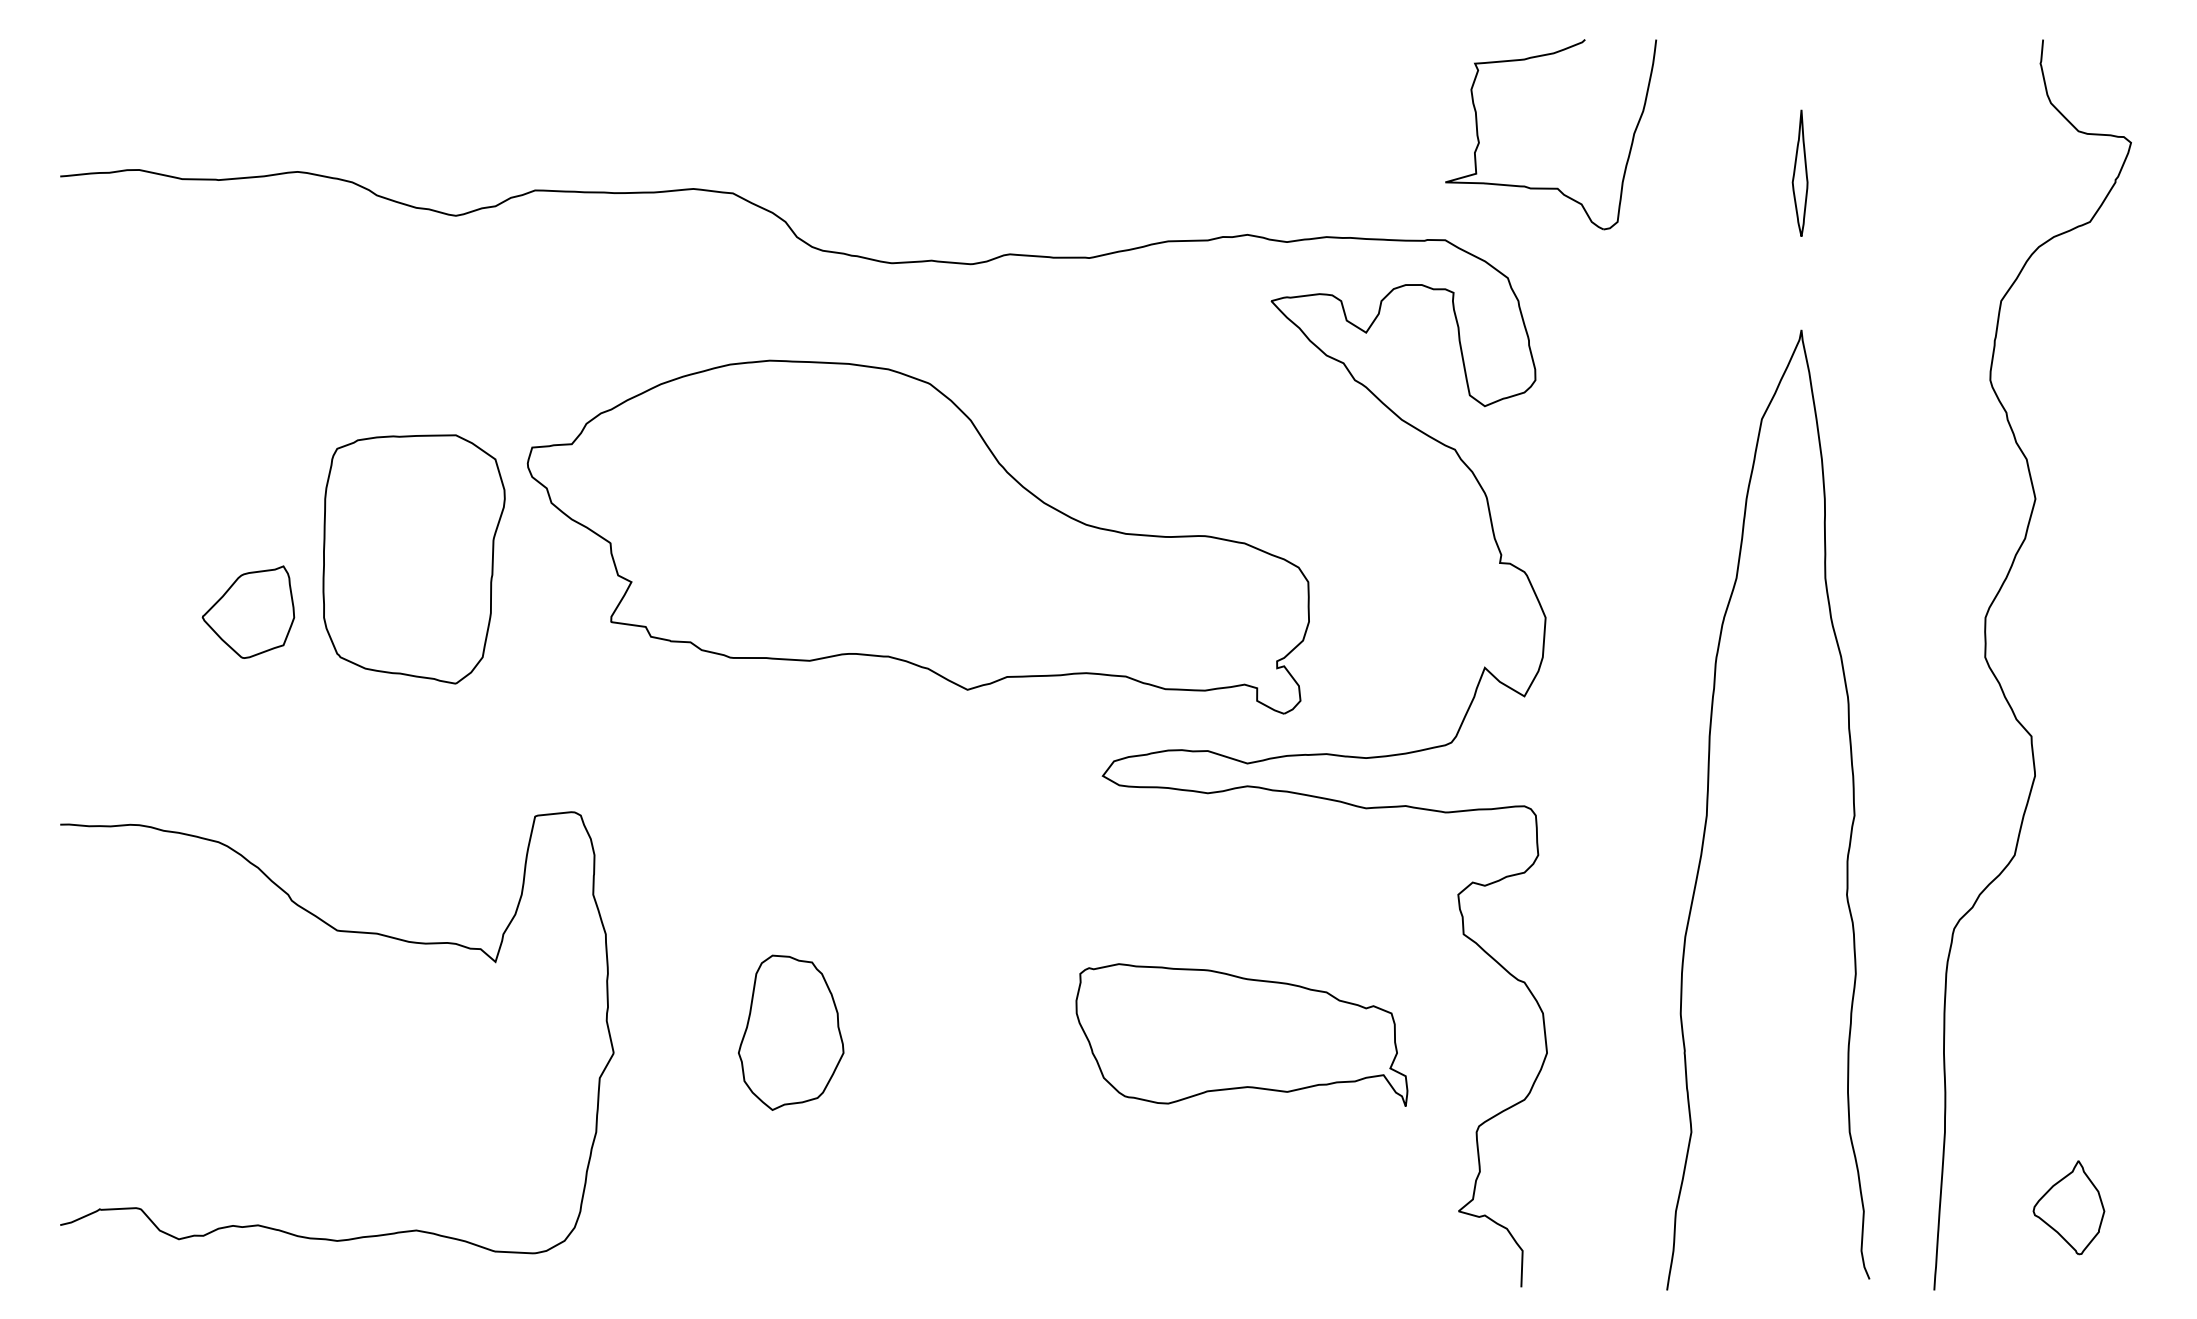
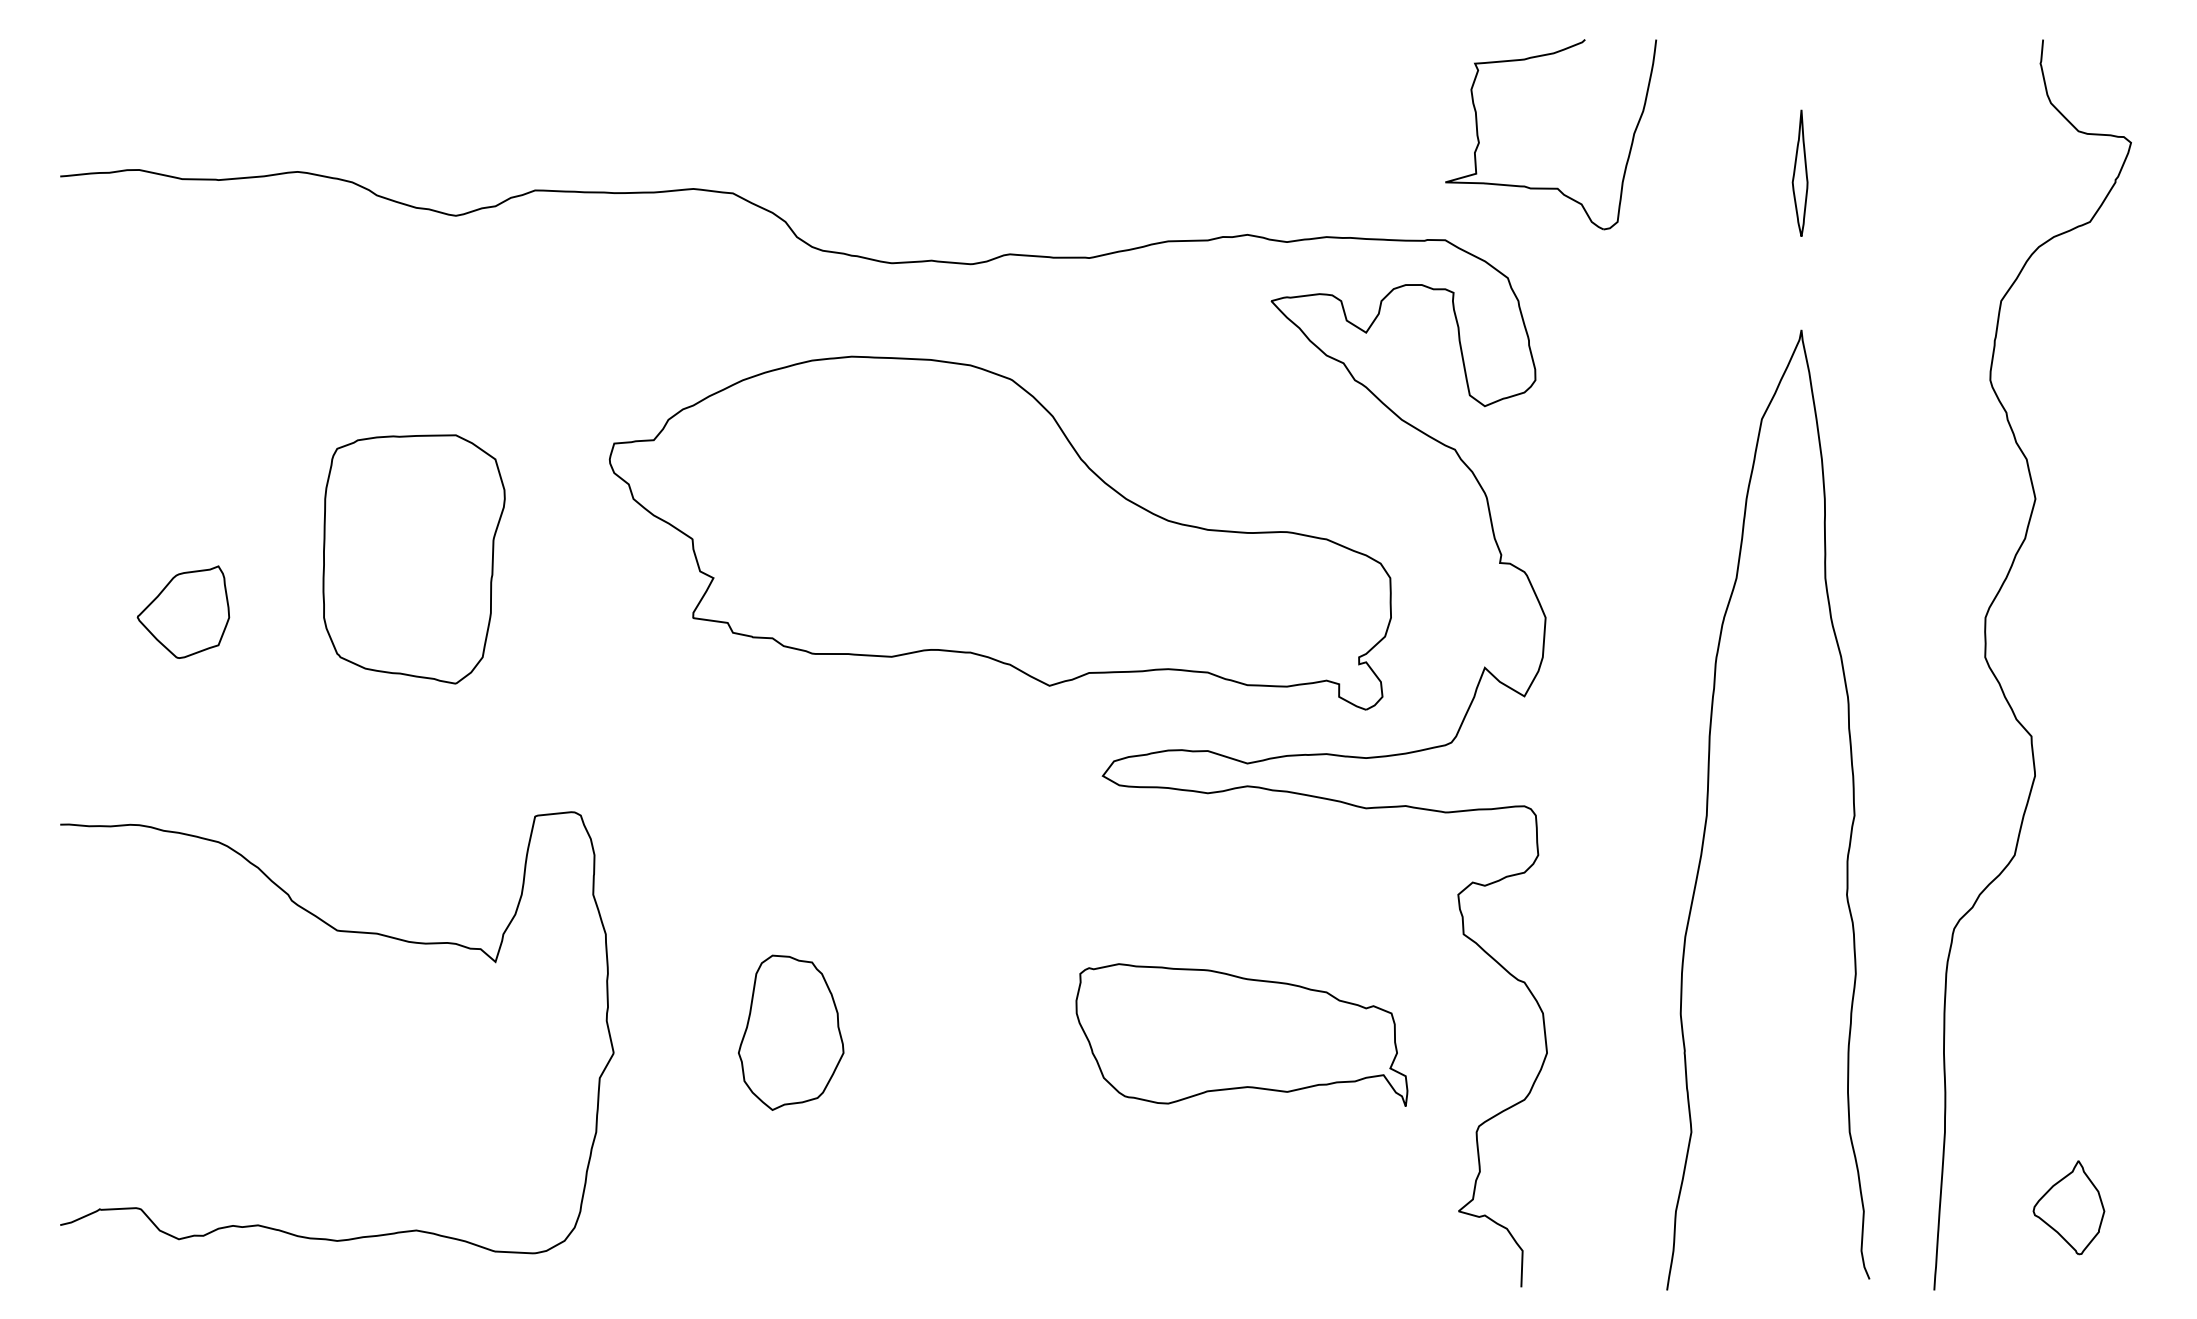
part position: (917, 536) -> (999, 532) (999, 532)
part position: (248, 611) -> (183, 611) (183, 611)
